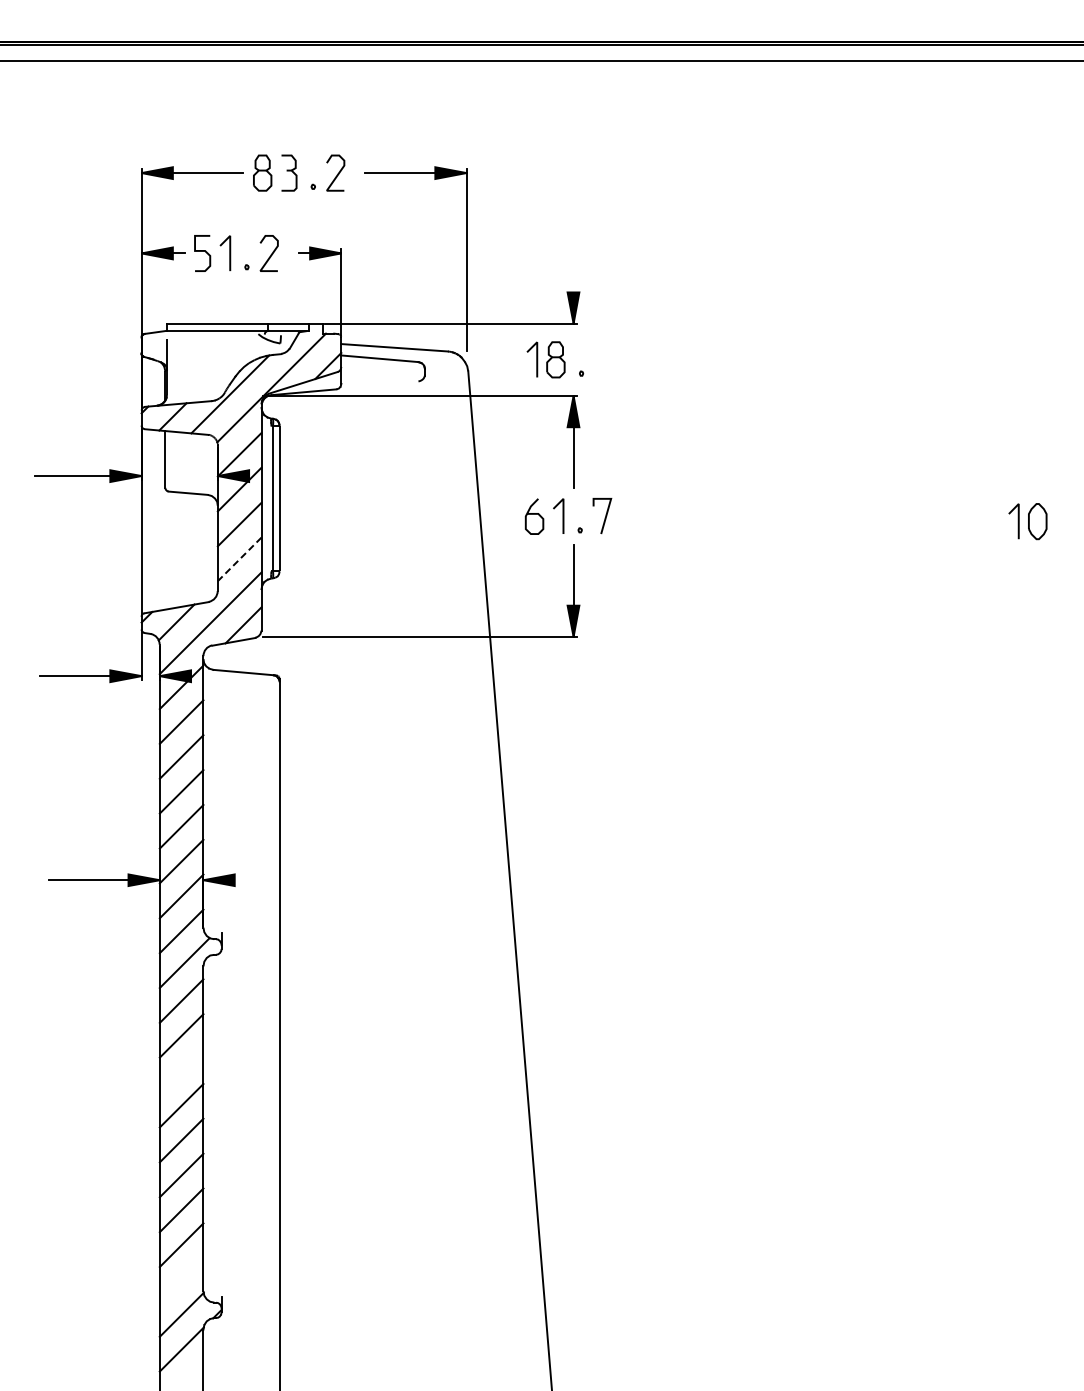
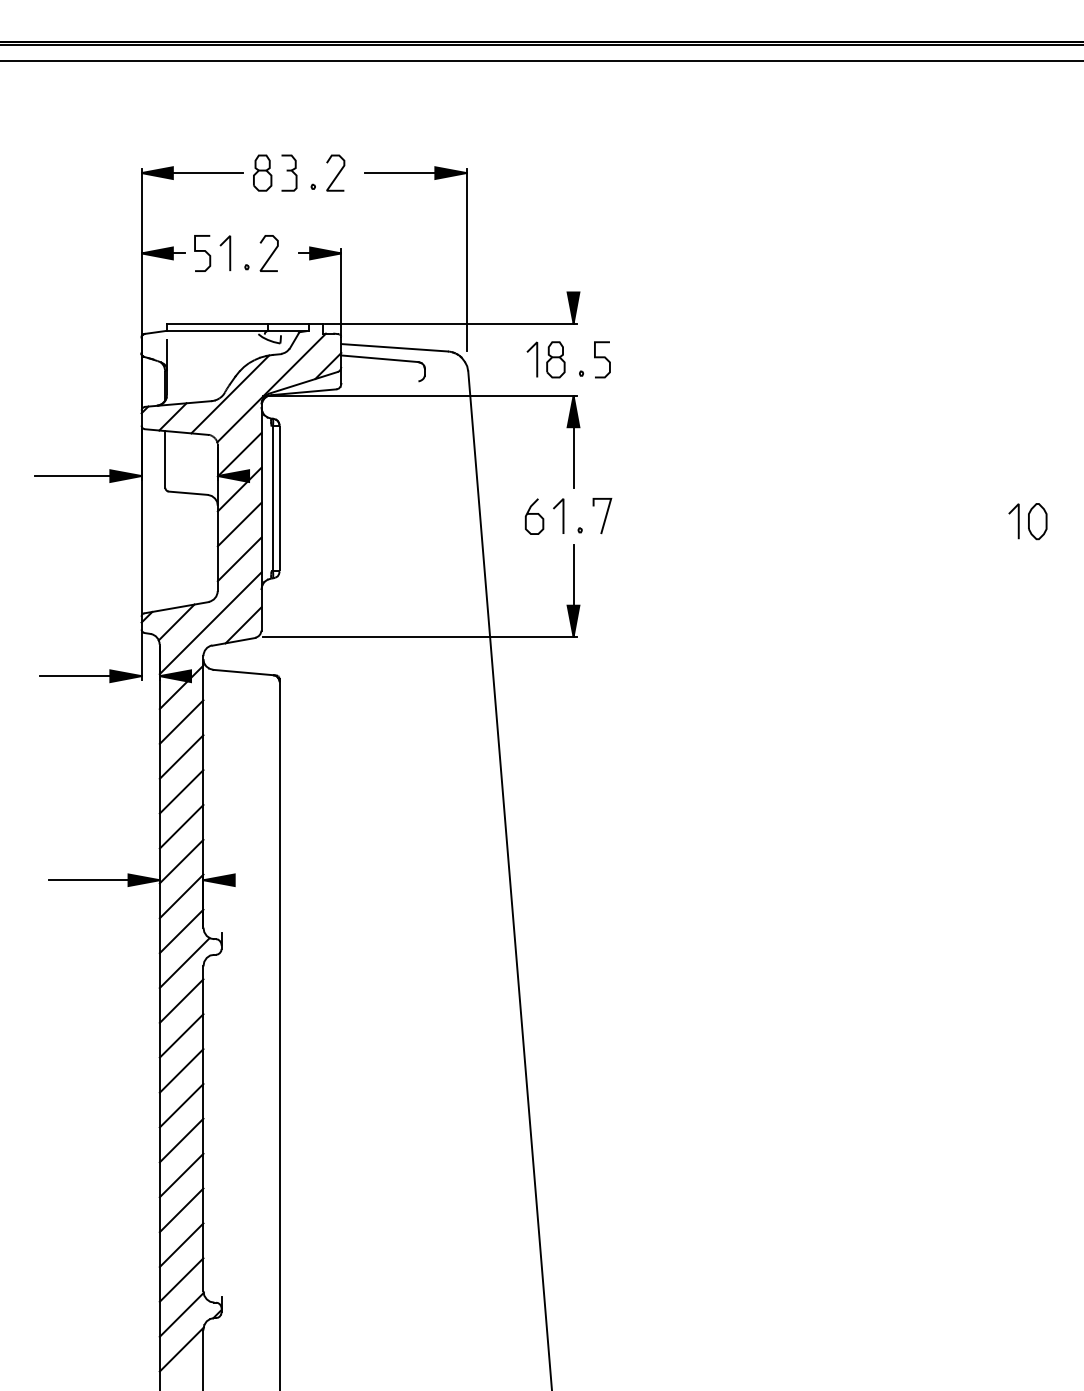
curve: none -> present (602, 358)
line: dashed -> solid (239, 559)
line: none -> present (181, 1070)
line: none -> present (181, 1279)
